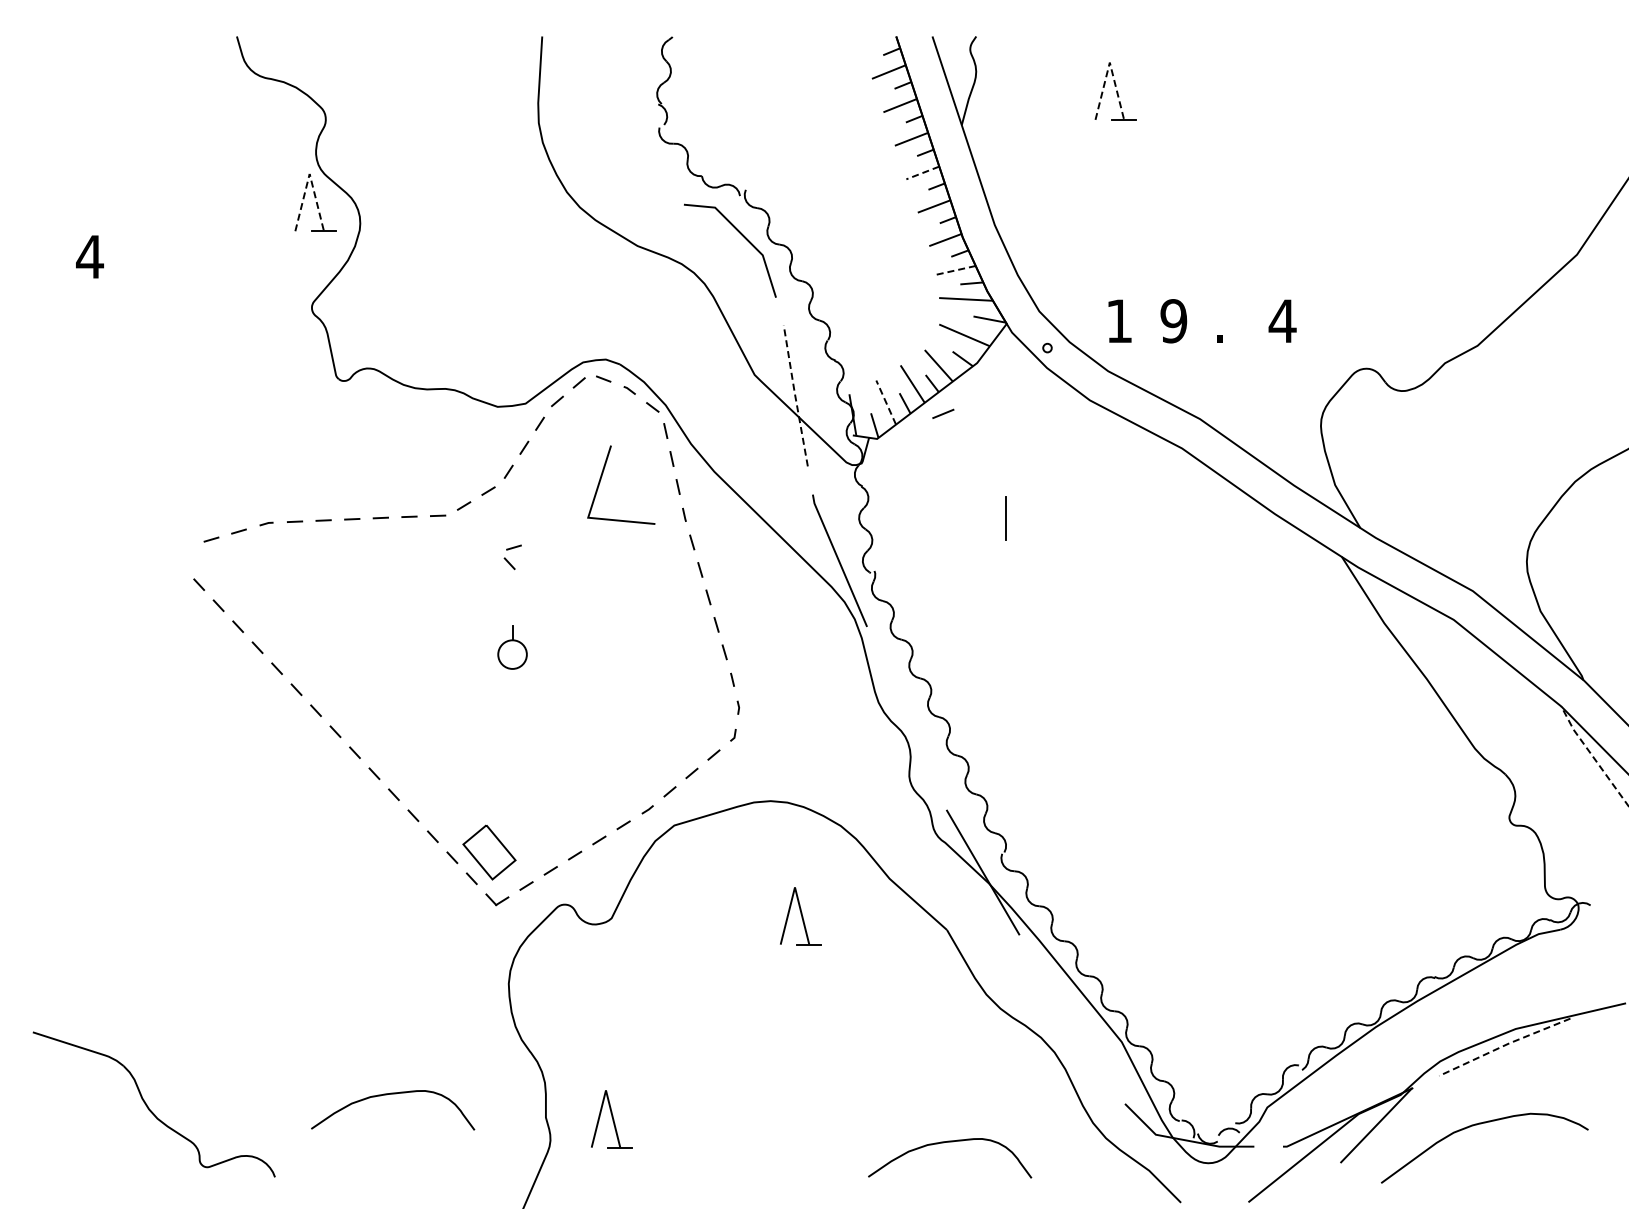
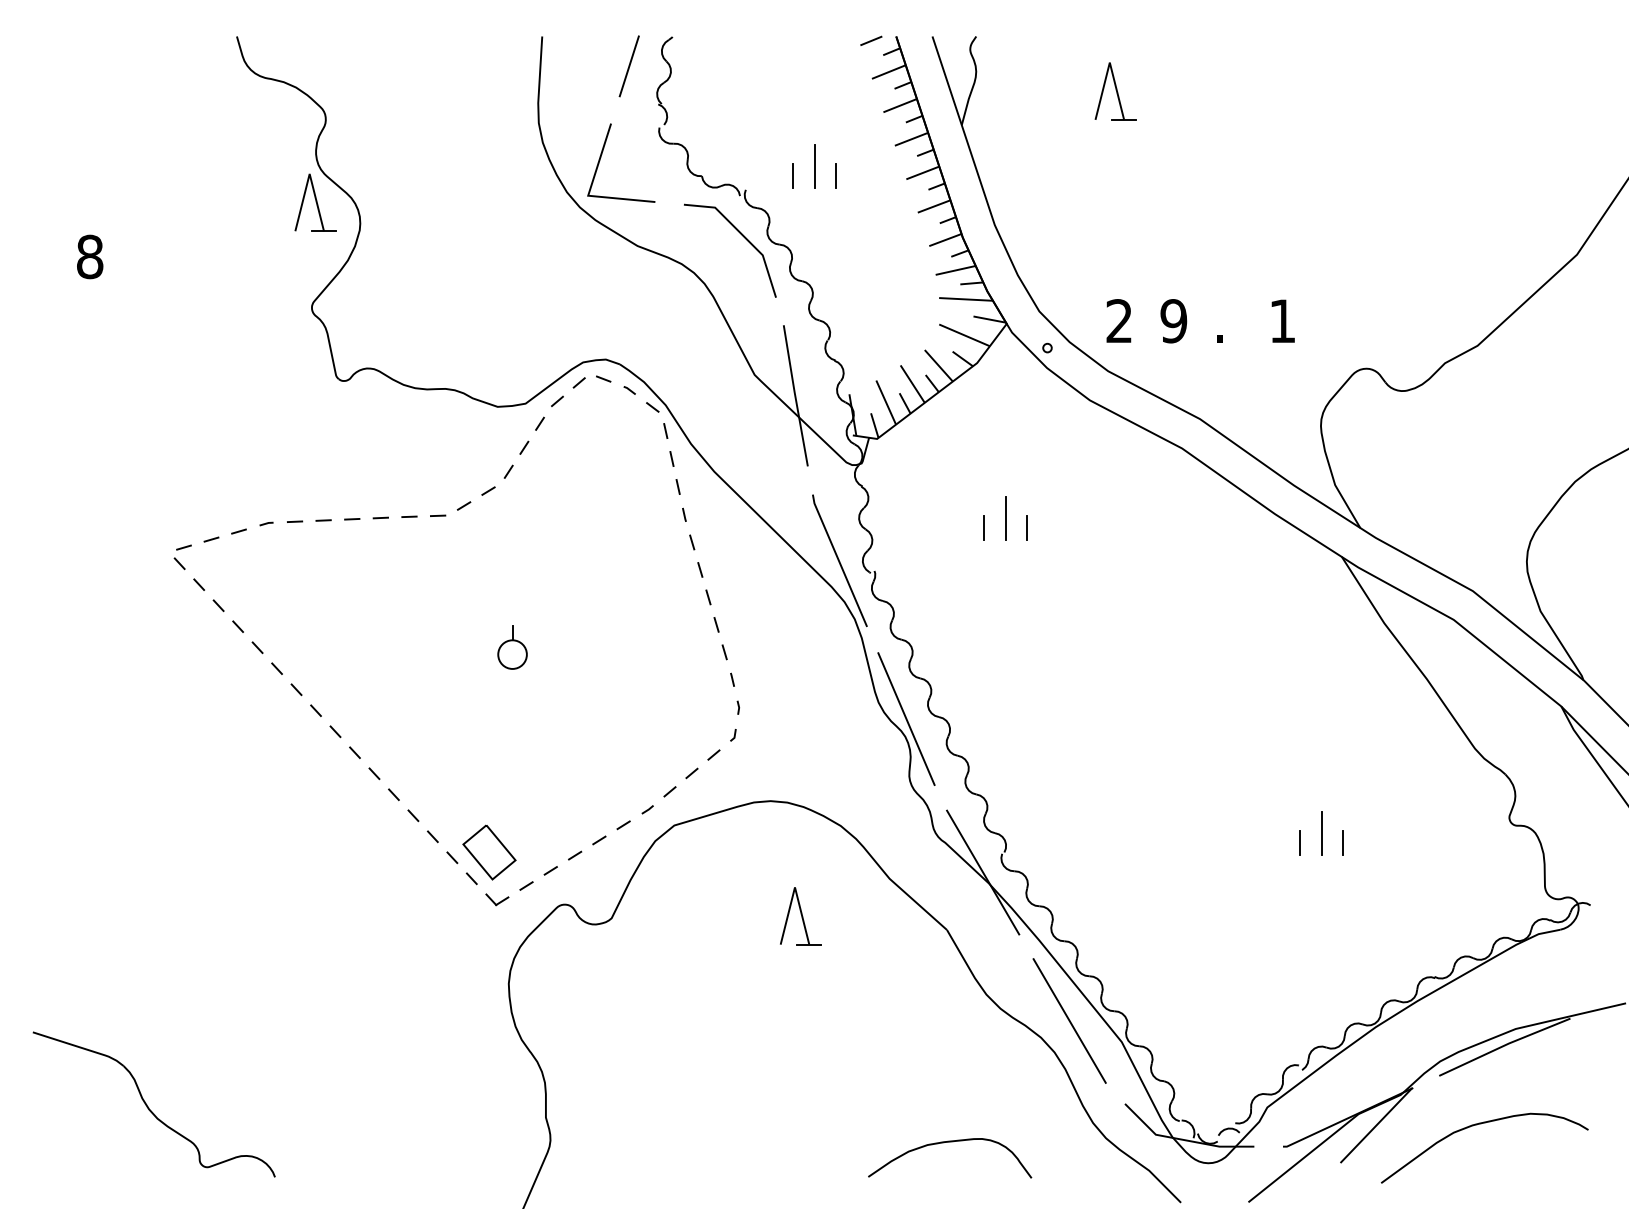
line: dashed -> solid (1109, 62)
line: none -> present (628, 66)
line: none -> present (814, 166)
line: dashed -> solid (922, 172)
line: dashed -> solid (309, 173)
line: none -> present (793, 176)
line: none -> present (836, 176)
text: 4 -> 8 (89, 256)
line: dashed -> solid (955, 270)
text: 1 -> 2 (1118, 320)
text: 4 -> 1 (1282, 320)
line: dashed -> solid (795, 395)
line: dashed -> solid (885, 402)
line position: (943, 413) -> (871, 40) (871, 40)
line position: (602, 476) -> (602, 154) (602, 154)
line: none -> present (984, 527)
line: none -> present (1027, 527)
part position: (512, 557) -> (182, 557) (182, 557)
line: none -> present (906, 718)
line: dashed -> solid (1592, 756)
line: none -> present (1321, 832)
line: none -> present (1300, 842)
line: none -> present (1343, 842)
line: none -> present (1069, 1020)
line: dashed -> solid (1504, 1045)
curve: present -> none (393, 1094)
part: present -> none (611, 1119)
